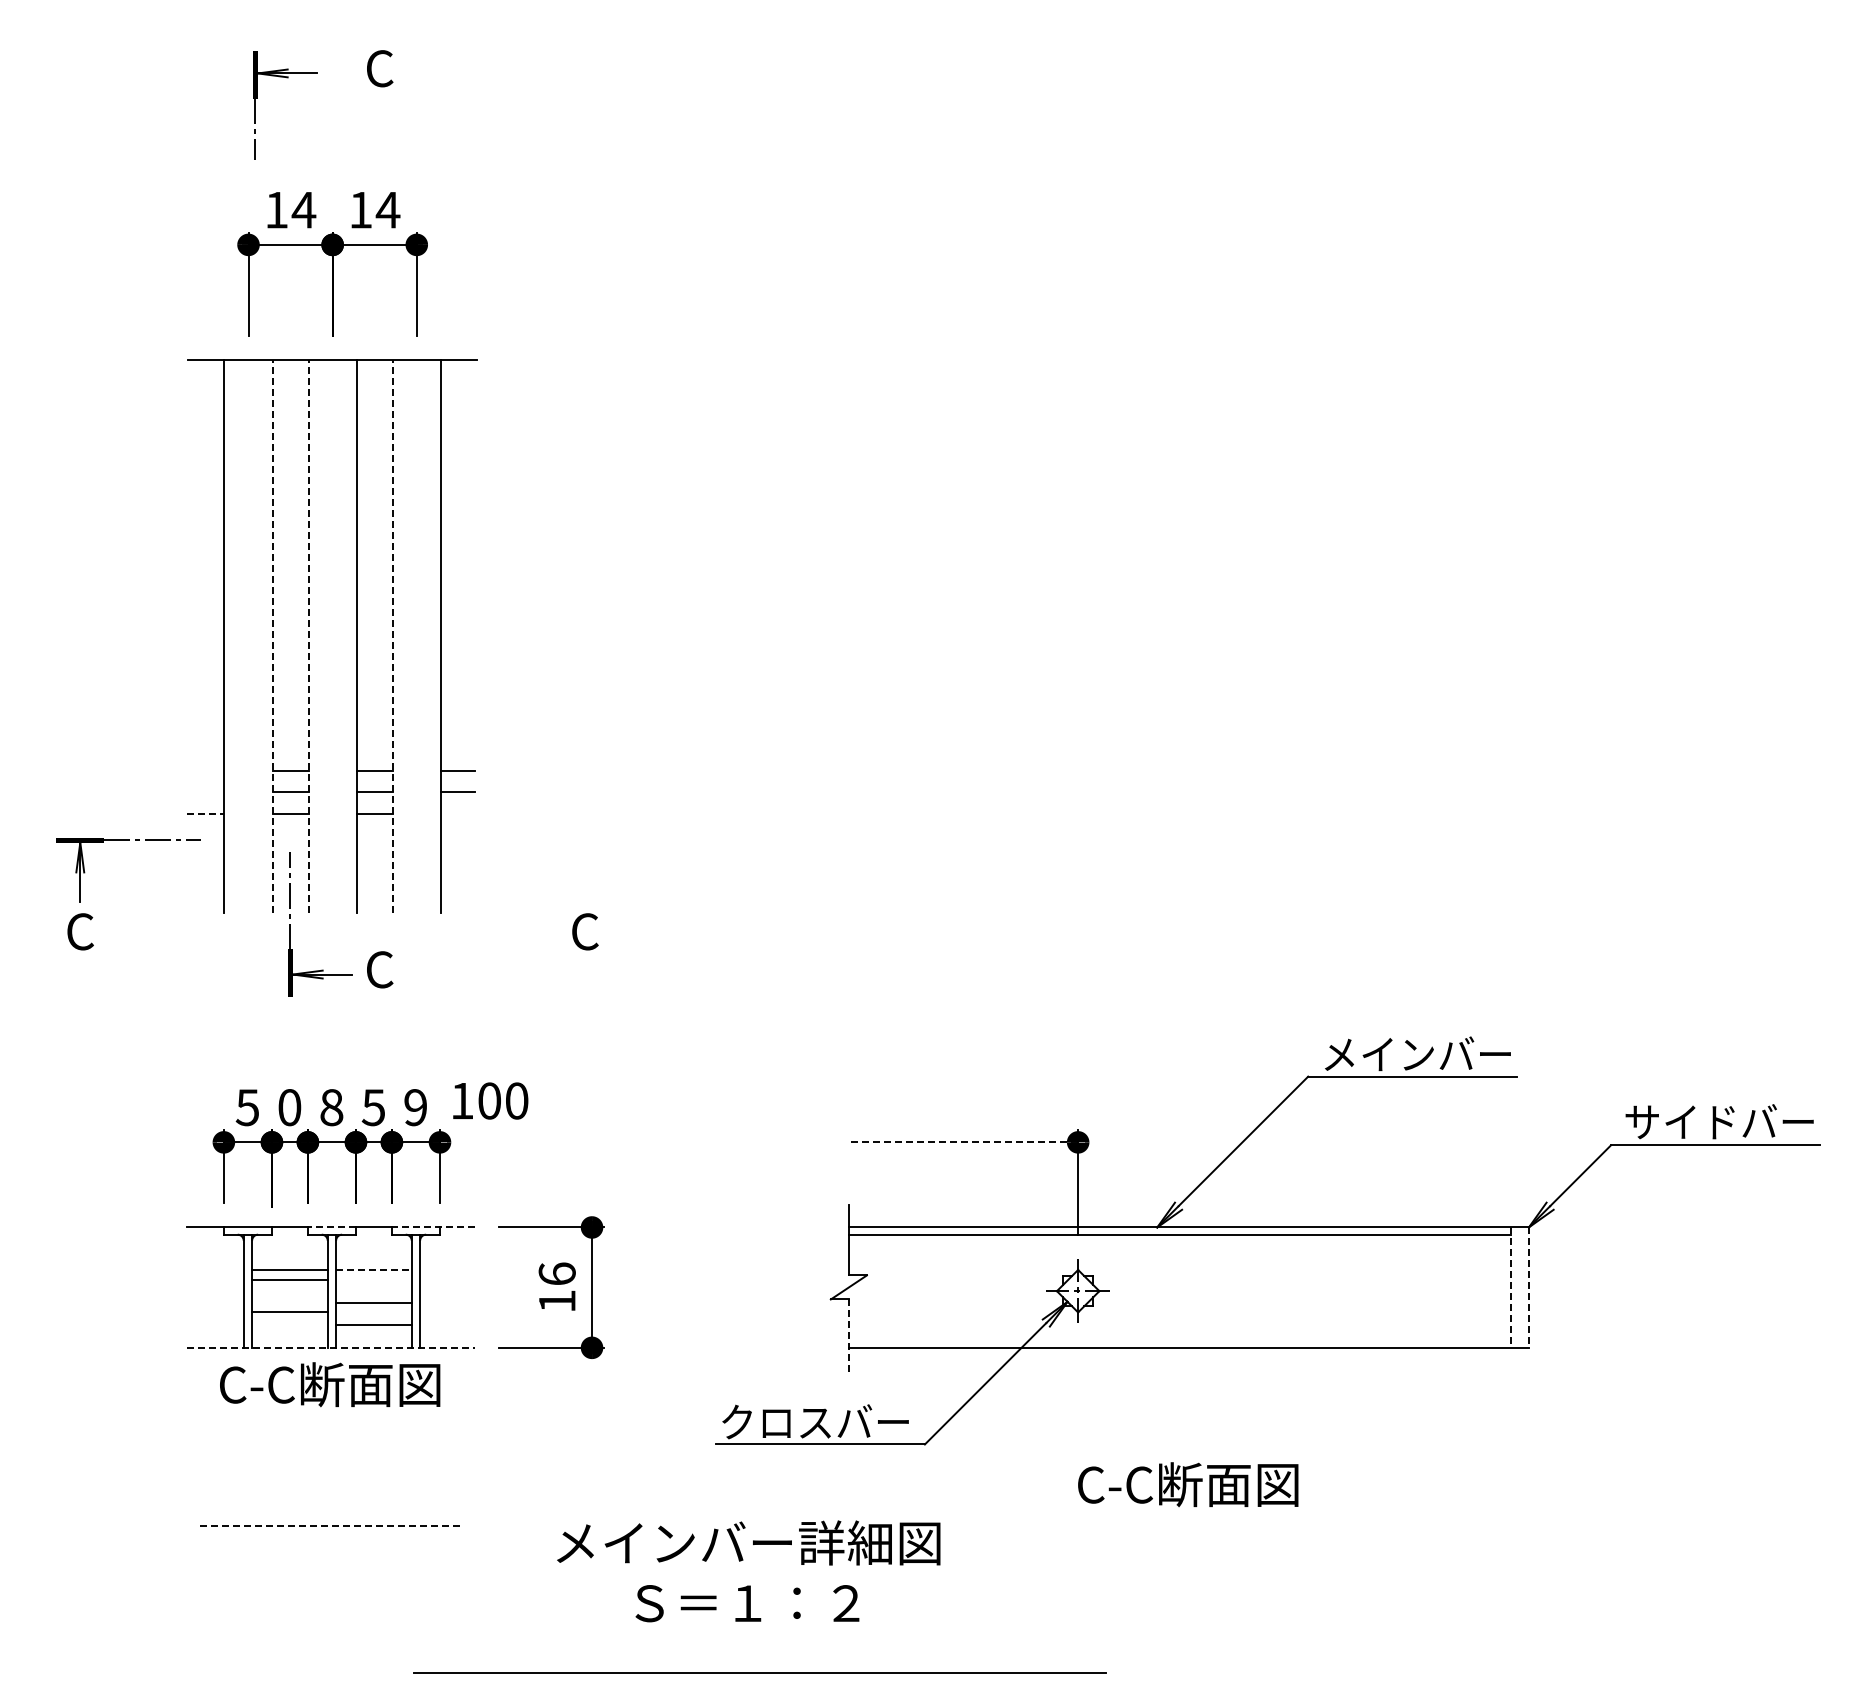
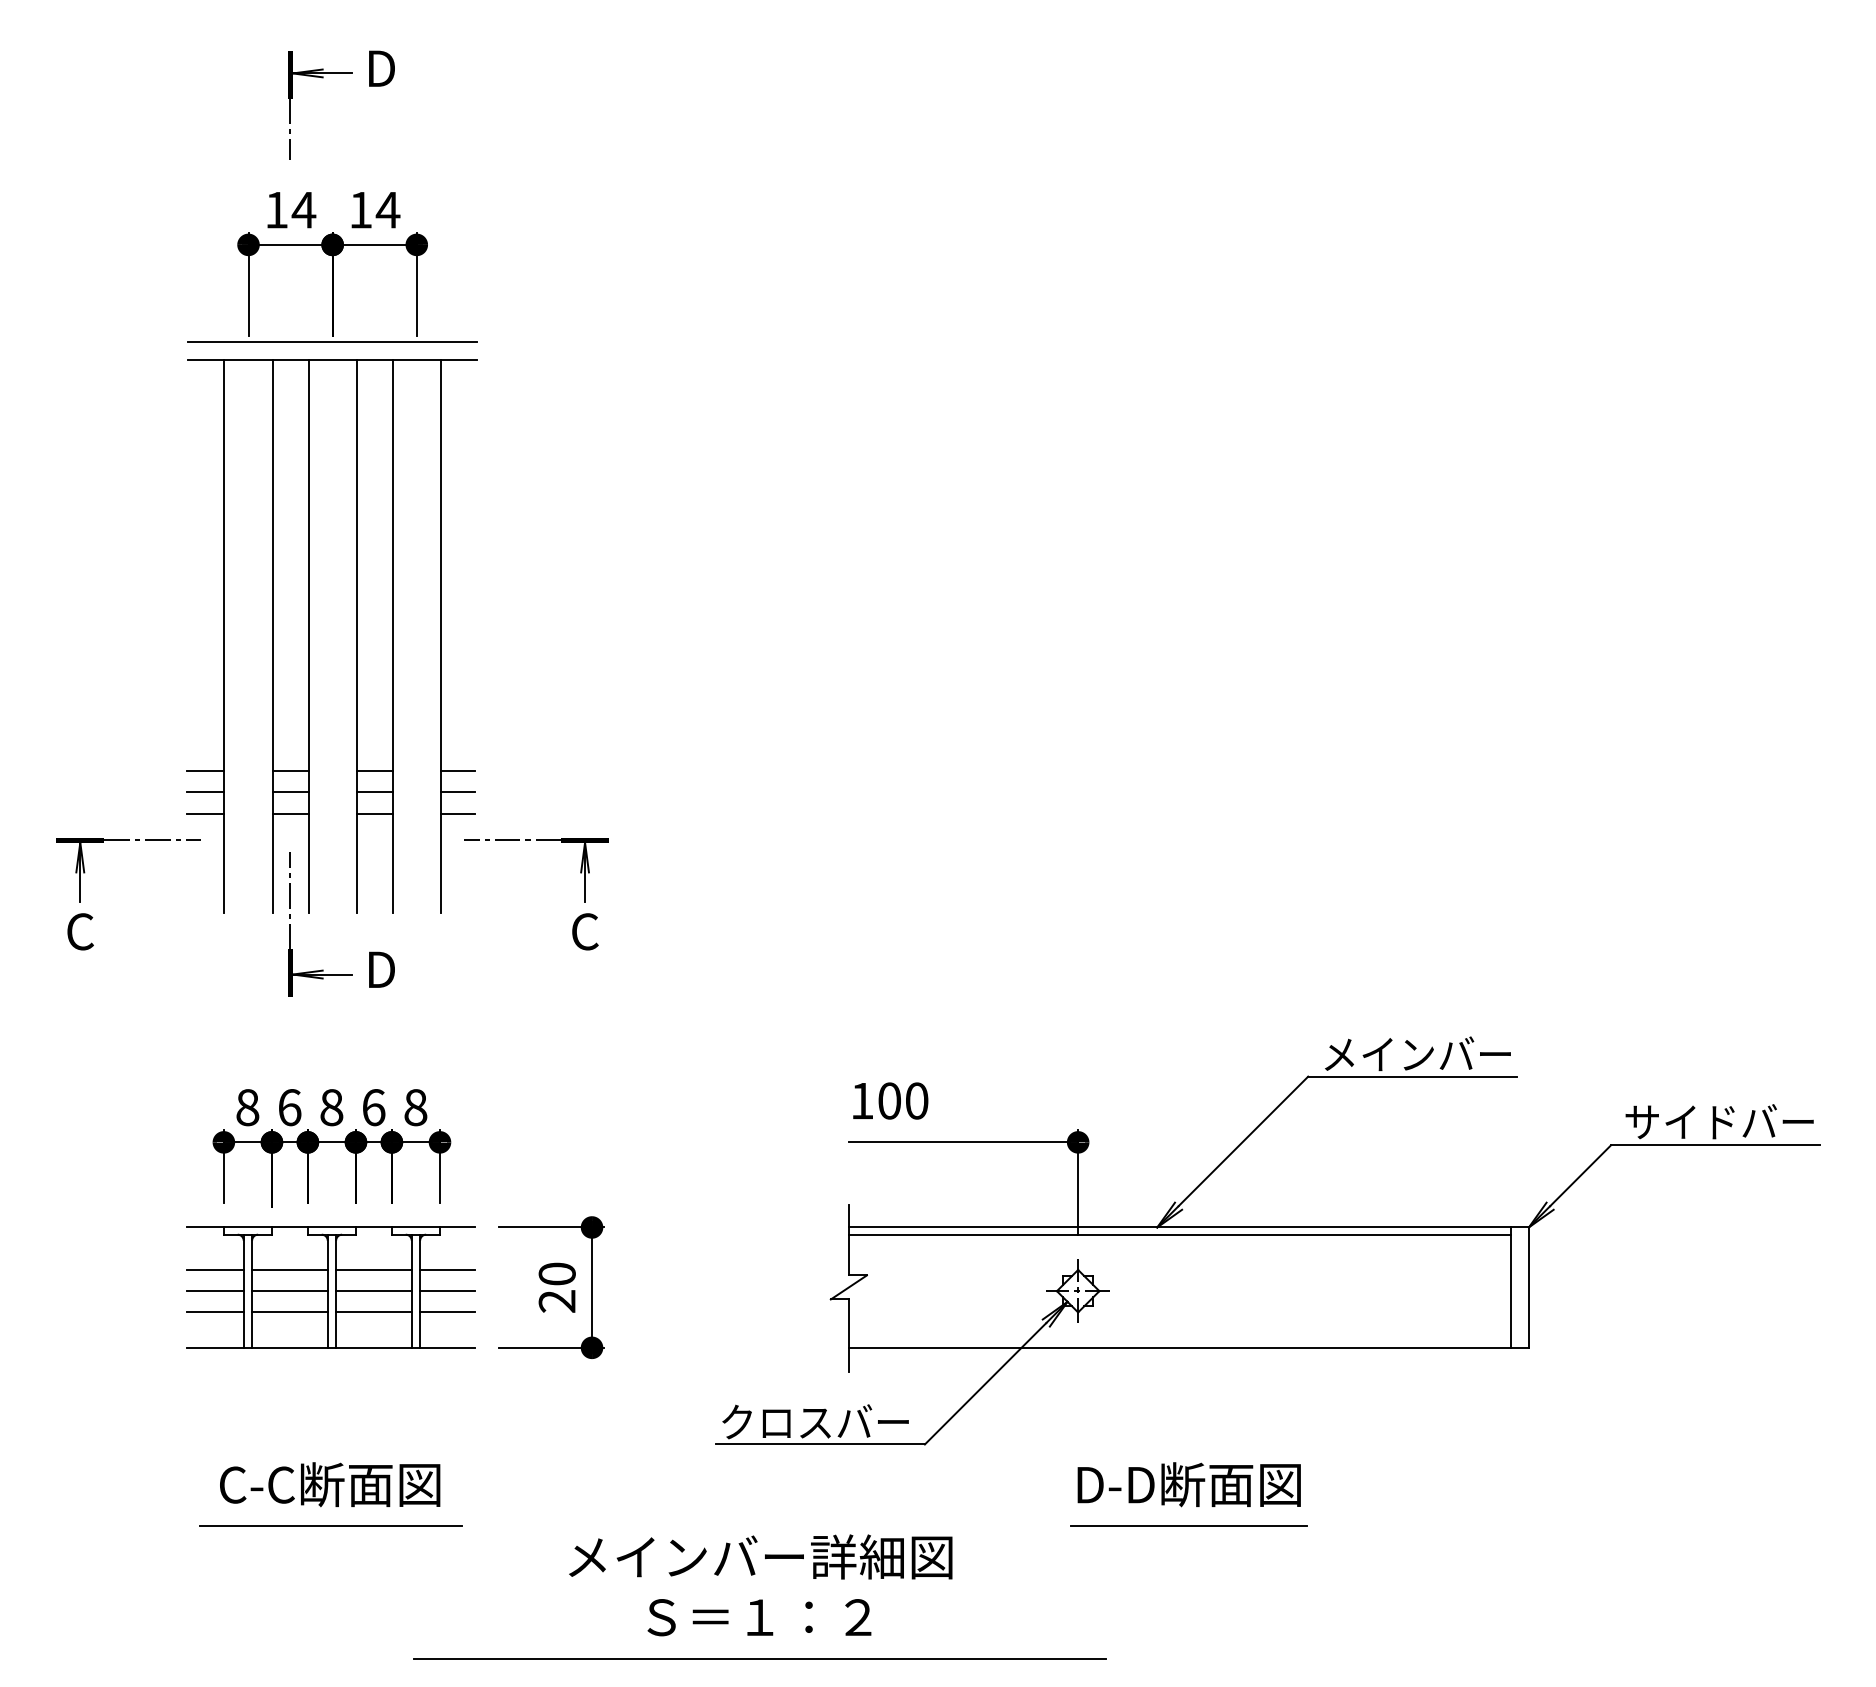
text: C -> D (380, 68)
part position: (286, 78) -> (321, 78) (321, 78)
line: none -> present (332, 341)
line: dashed -> solid (272, 635)
line: dashed -> solid (308, 635)
line: dashed -> solid (392, 635)
line: none -> present (205, 771)
line: none -> present (205, 792)
line: dashed -> solid (205, 813)
line: none -> present (457, 813)
part: none -> present (536, 840)
text: C -> D (380, 969)
text position: (490, 1100) -> (890, 1100) (890, 1100)
text: 5 -> 8 (247, 1107)
text: 0 -> 6 (289, 1107)
text: 5 -> 6 (373, 1107)
text: 9 -> 8 (415, 1107)
line: dashed -> solid (963, 1142)
line: dashed -> solid (331, 1227)
line: dashed -> solid (433, 1227)
line: none -> present (214, 1269)
line: dashed -> solid (373, 1269)
line: none -> present (447, 1269)
line position: (289, 1280) -> (289, 1291) (289, 1291)
text: 16 -> 20 (556, 1287)
line: dashed -> solid (1510, 1288)
line: dashed -> solid (1528, 1288)
line: none -> present (214, 1291)
line: none -> present (447, 1291)
line position: (373, 1303) -> (373, 1291) (373, 1291)
line: none -> present (214, 1312)
line: none -> present (447, 1312)
line position: (373, 1325) -> (373, 1312) (373, 1312)
line: dashed -> solid (848, 1335)
line: dashed -> solid (331, 1347)
text position: (330, 1384) -> (330, 1484) (330, 1484)
text: C-C断面図 -> D-D断面図 (1188, 1484)
line: dashed -> solid (330, 1526)
line: none -> present (1188, 1526)
text position: (748, 1571) -> (760, 1585) (760, 1585)
line position: (759, 1672) -> (759, 1658) (759, 1658)
